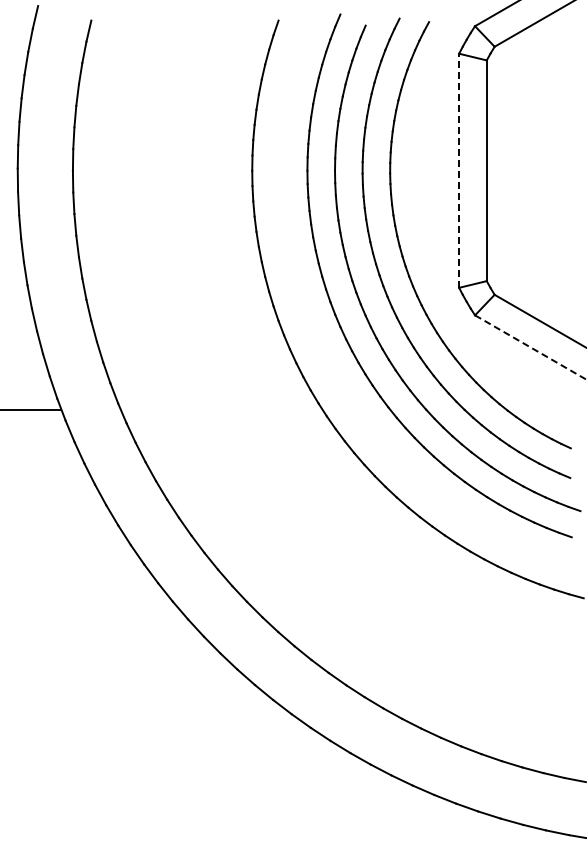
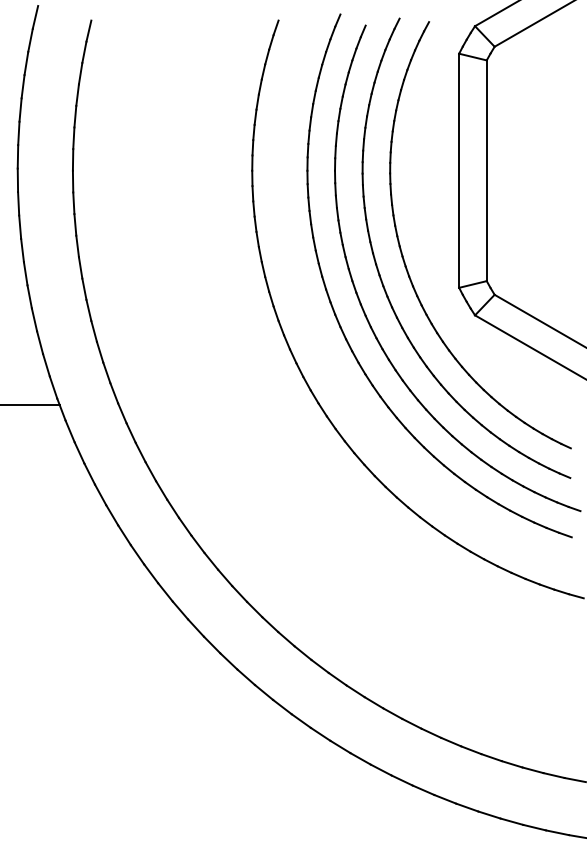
line: dashed -> solid (459, 170)
line: dashed -> solid (531, 347)
line position: (30, 410) -> (30, 405) (30, 405)
